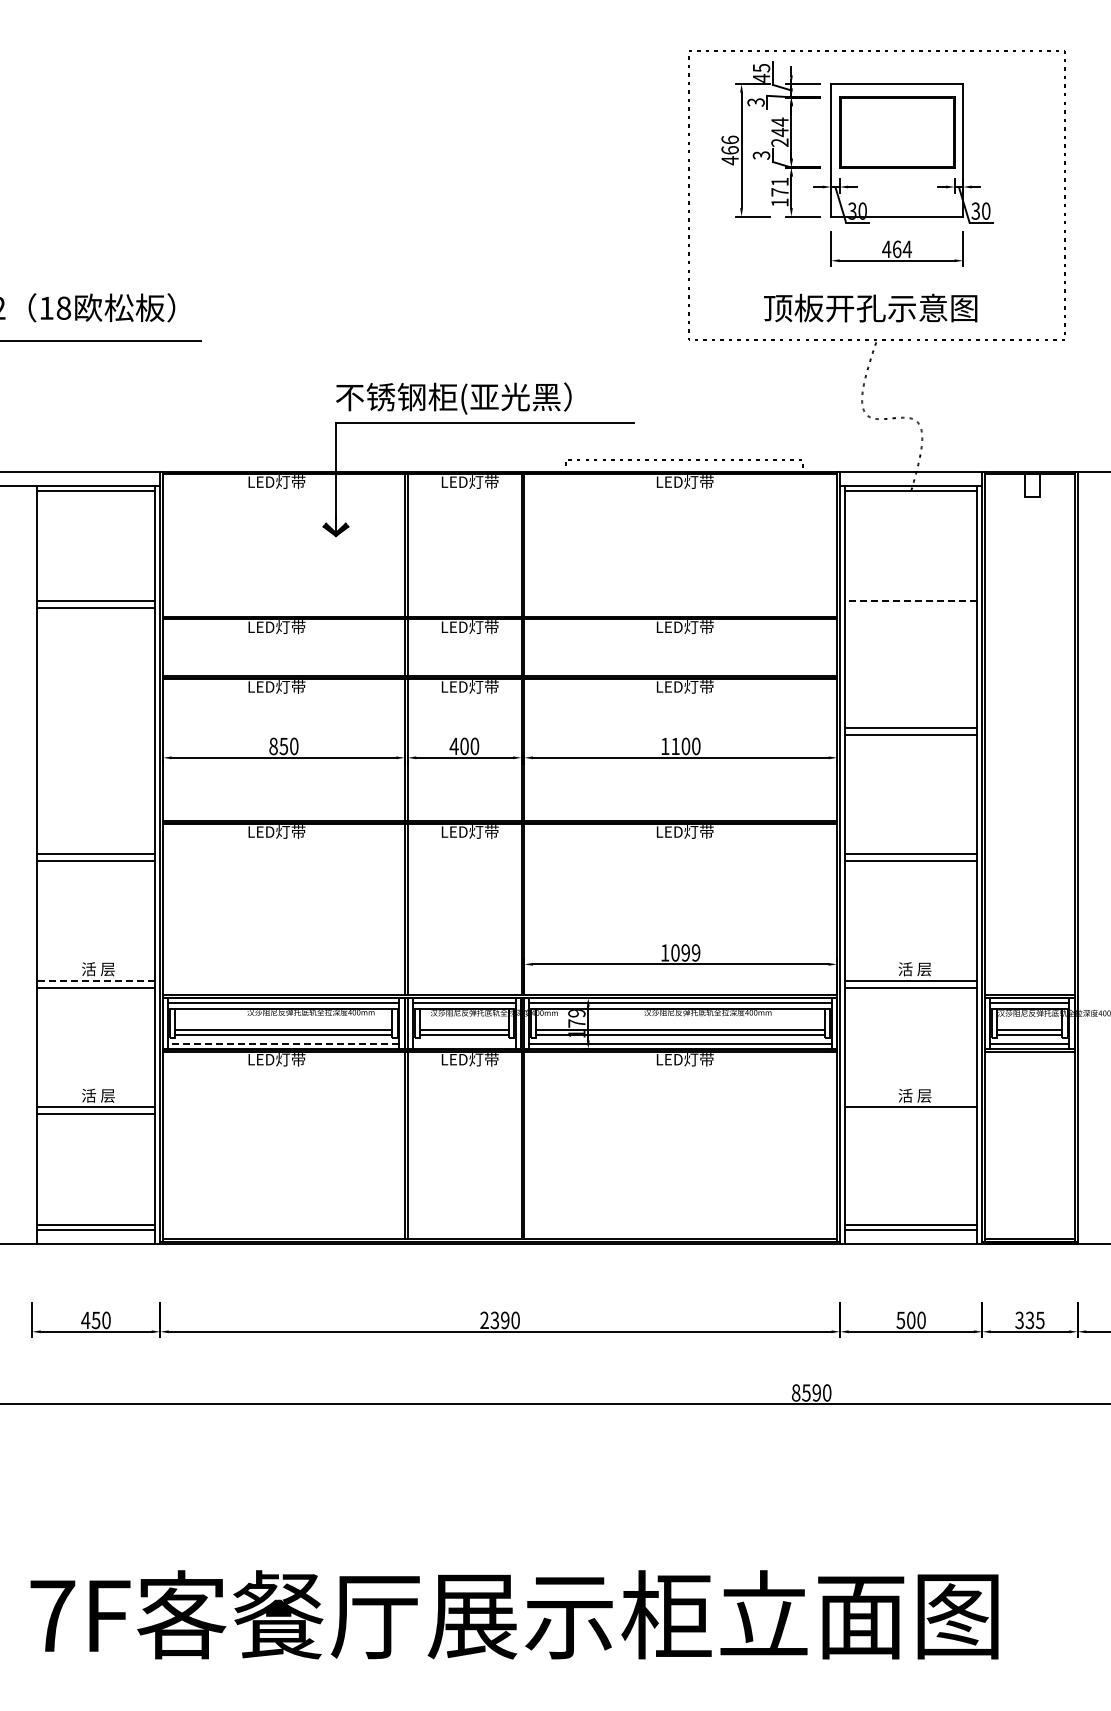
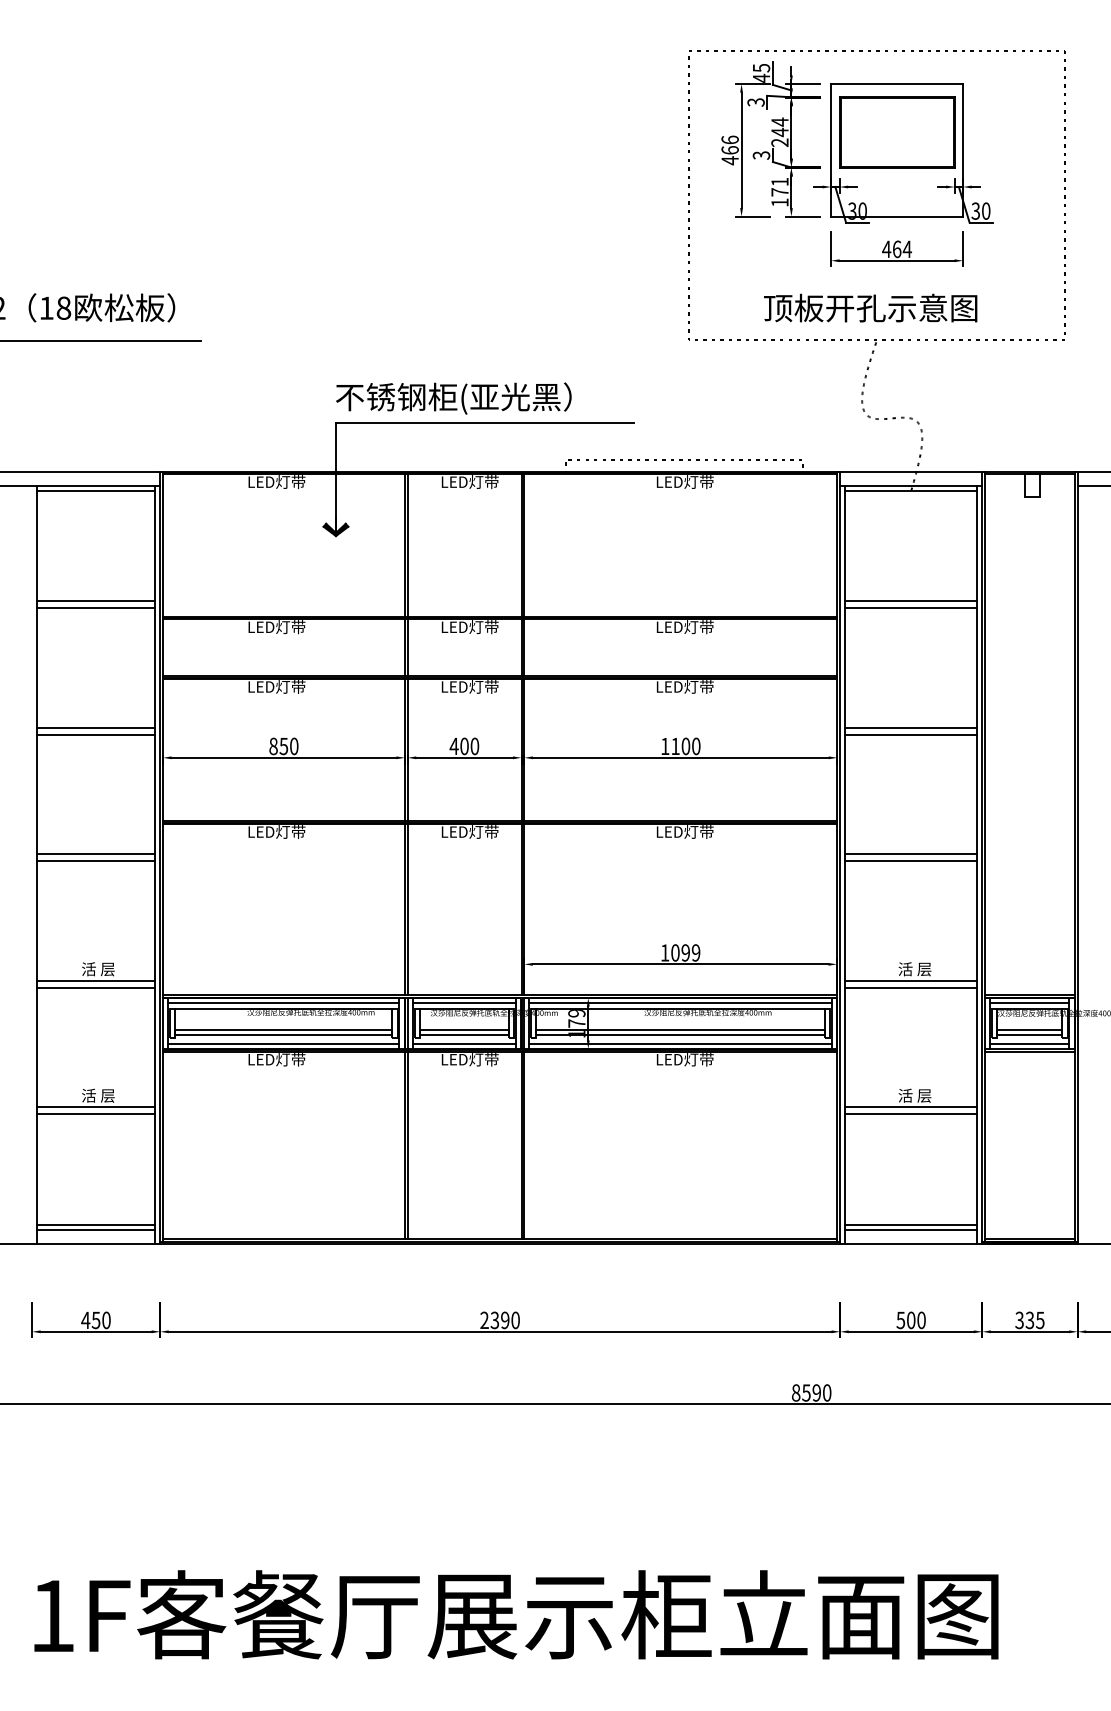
line: none -> present (1092, 485)
line: dashed -> solid (910, 601)
line: none -> present (911, 608)
line: none -> present (96, 727)
line: none -> present (96, 734)
line: dashed -> solid (96, 980)
line: dashed -> solid (283, 1043)
line: none -> present (464, 1043)
line: none -> present (911, 1114)
text: 7F -> 1F (52, 1615)
